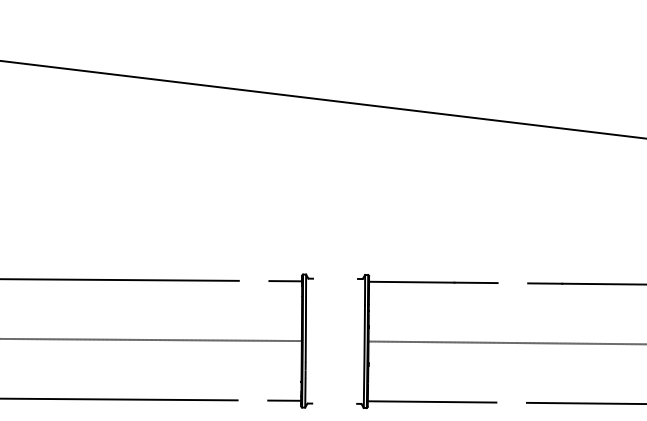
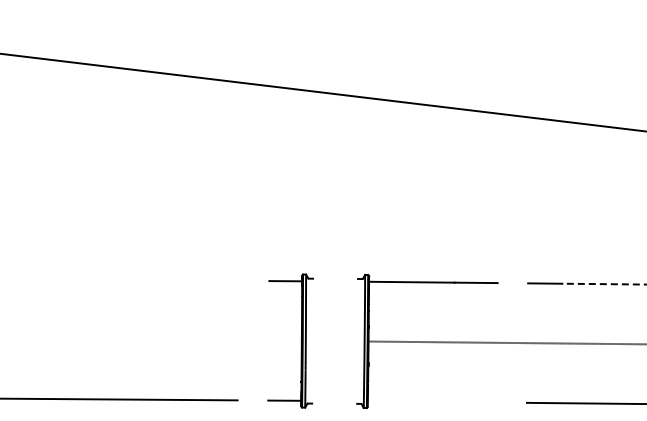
line position: (322, 99) -> (322, 92) (322, 92)
line: present -> none (120, 279)
line: solid -> dashed (604, 284)
line: present -> none (151, 339)
line: present -> none (431, 401)
